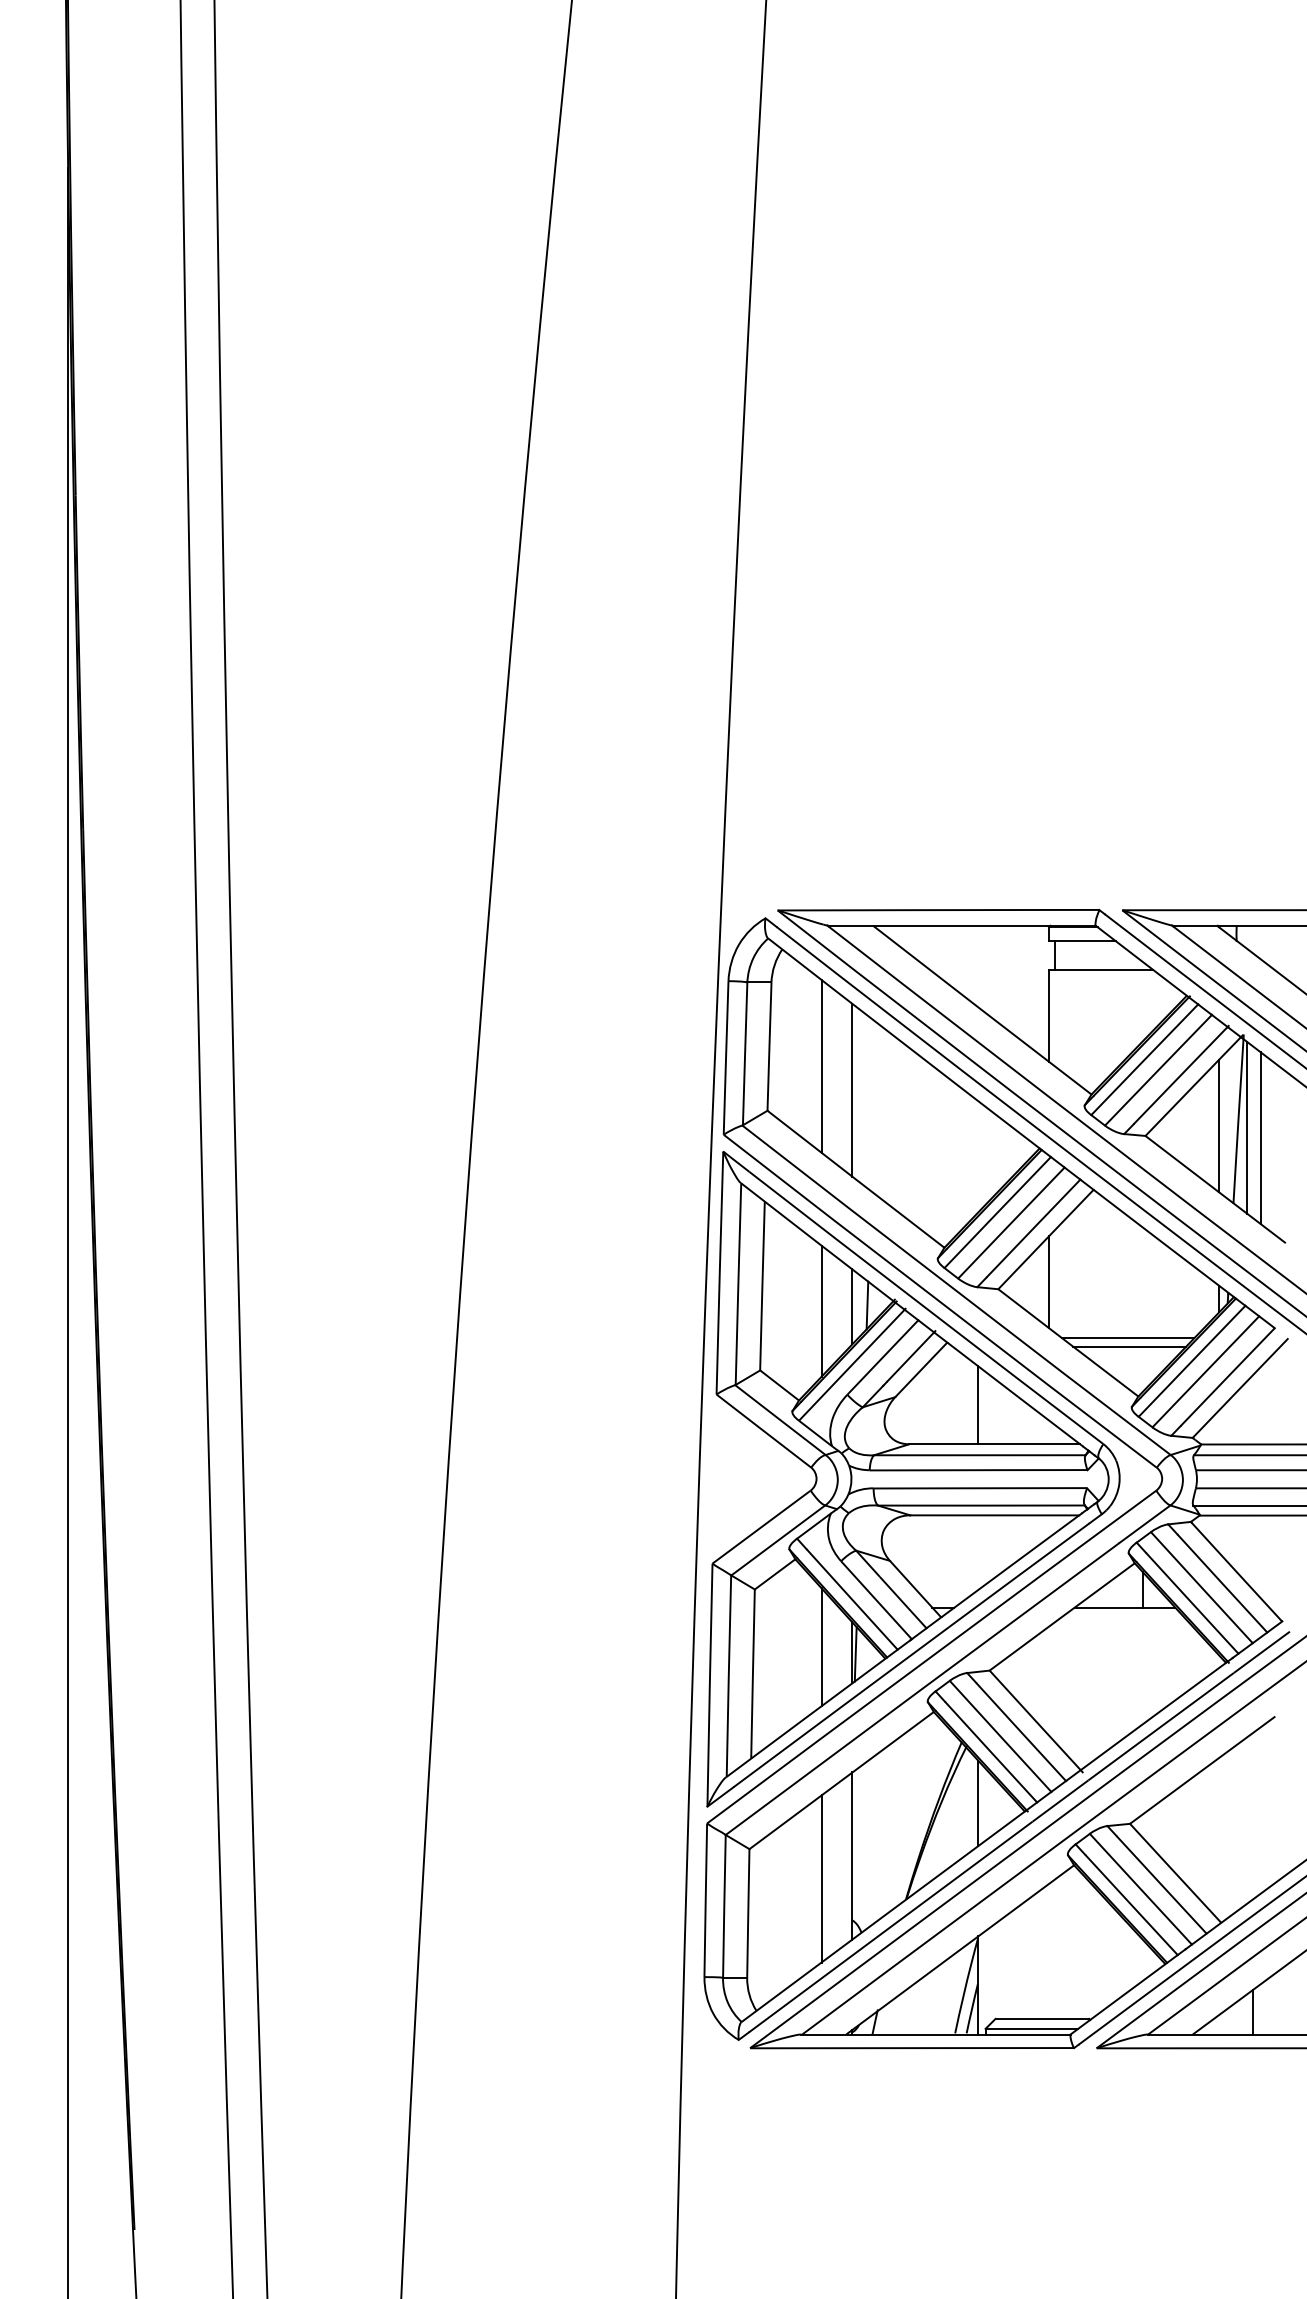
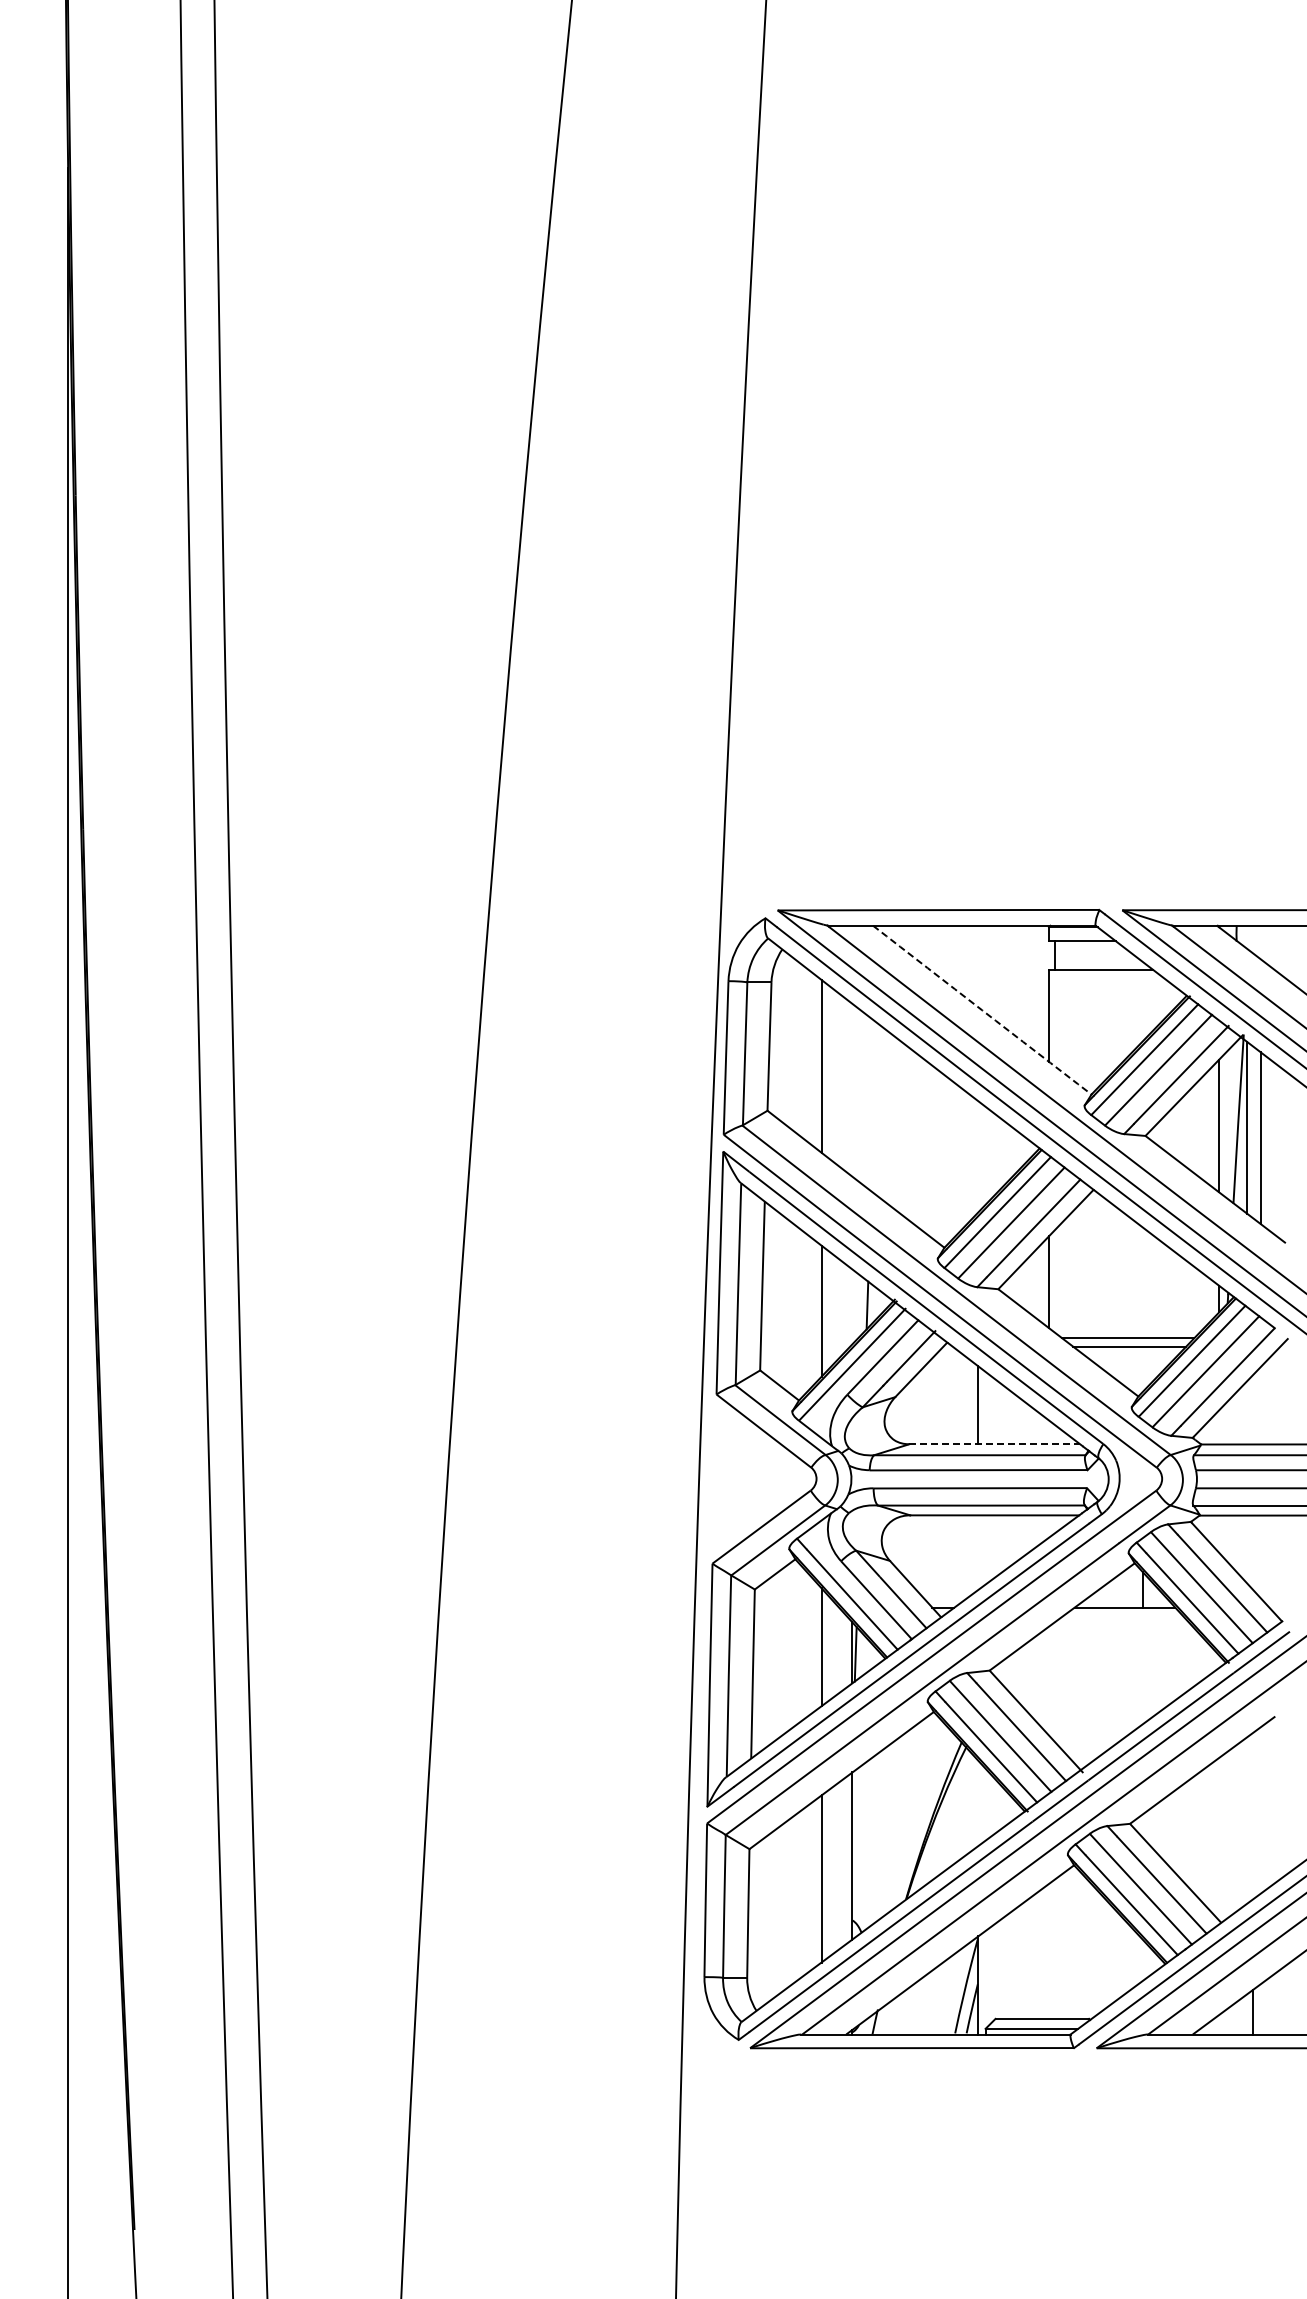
arc: solid -> dashed (982, 1010)
line: present -> none (852, 1089)
line: present -> none (852, 1306)
line: solid -> dashed (995, 1444)
line: present -> none (978, 1803)
